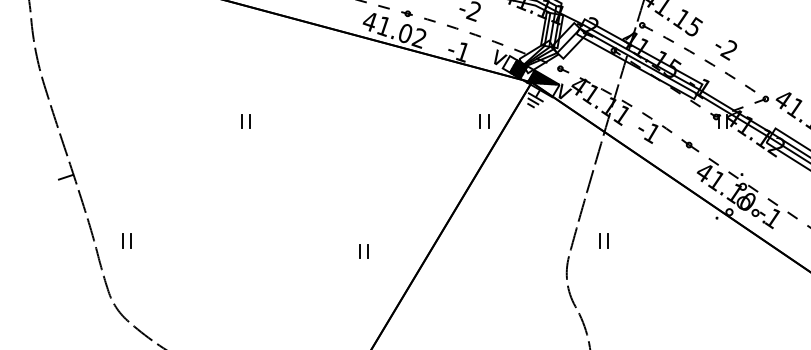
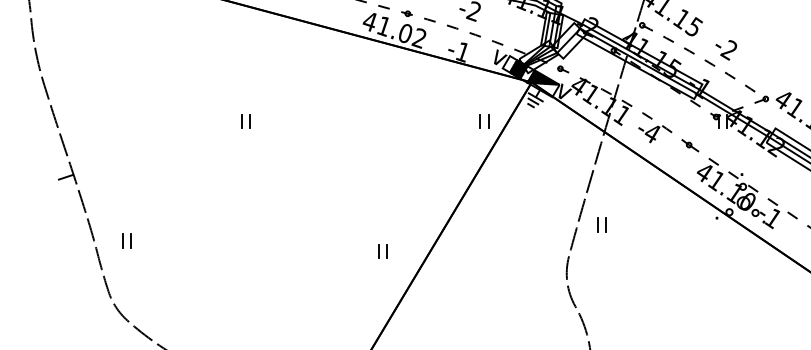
text: -1 -> -4 (652, 133)
part position: (603, 240) -> (601, 224) (601, 224)
part position: (363, 251) -> (382, 251) (382, 251)
